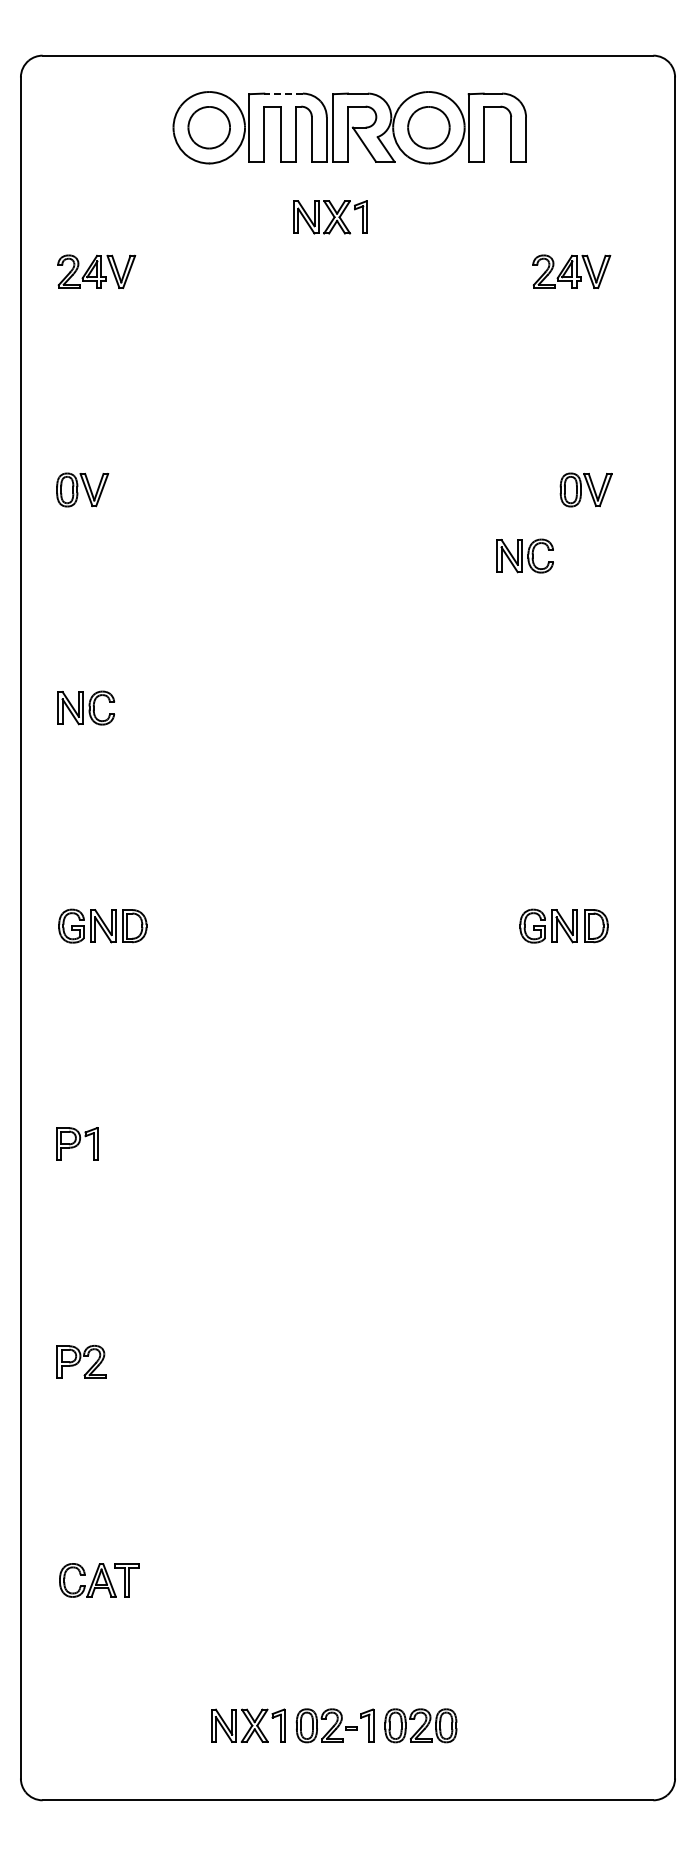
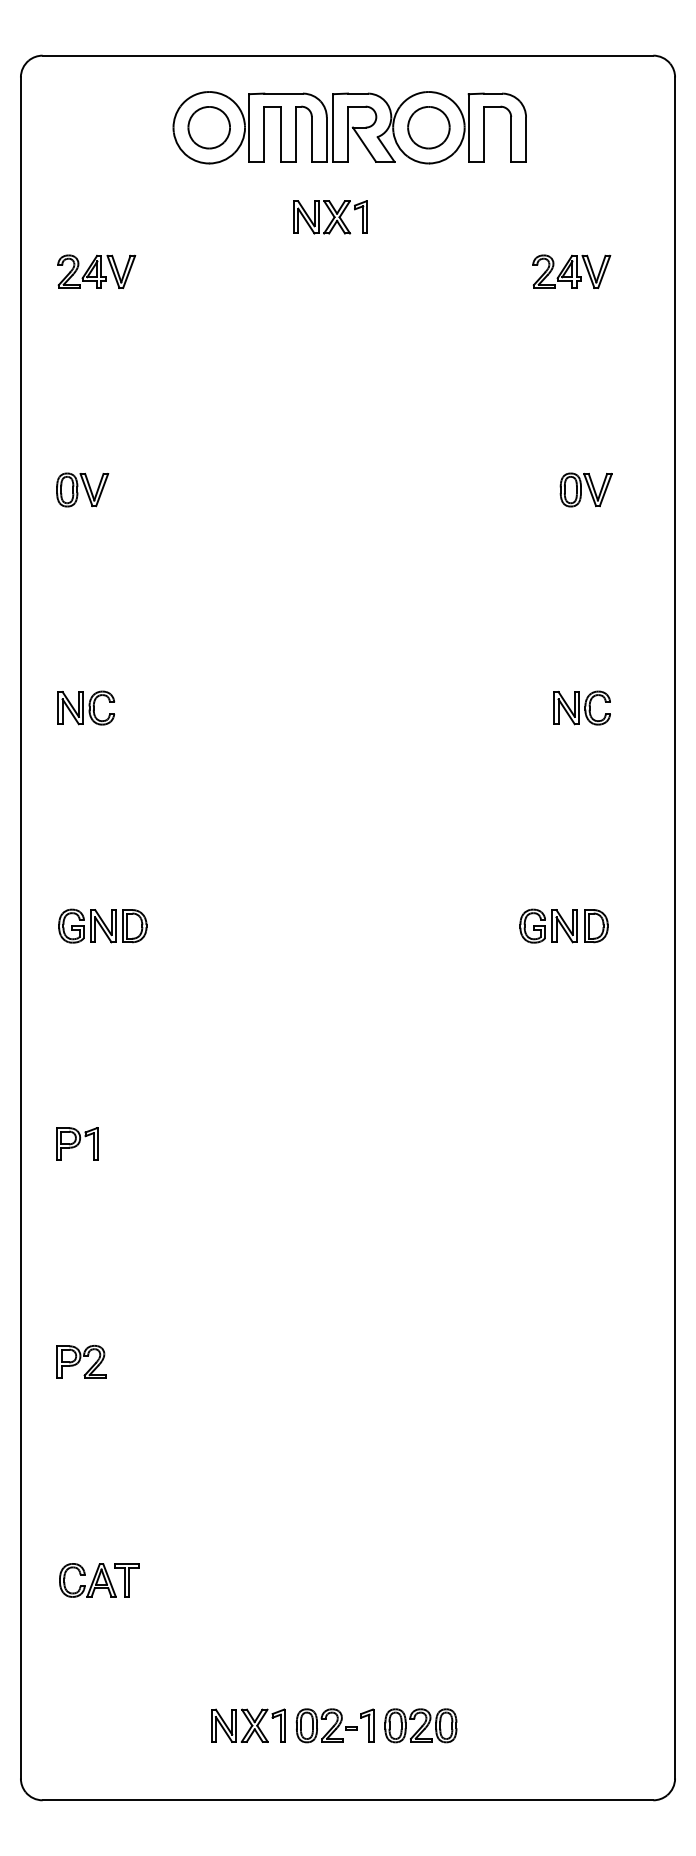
line: dashed -> solid (283, 93)
part position: (524, 555) -> (581, 707) (581, 707)
